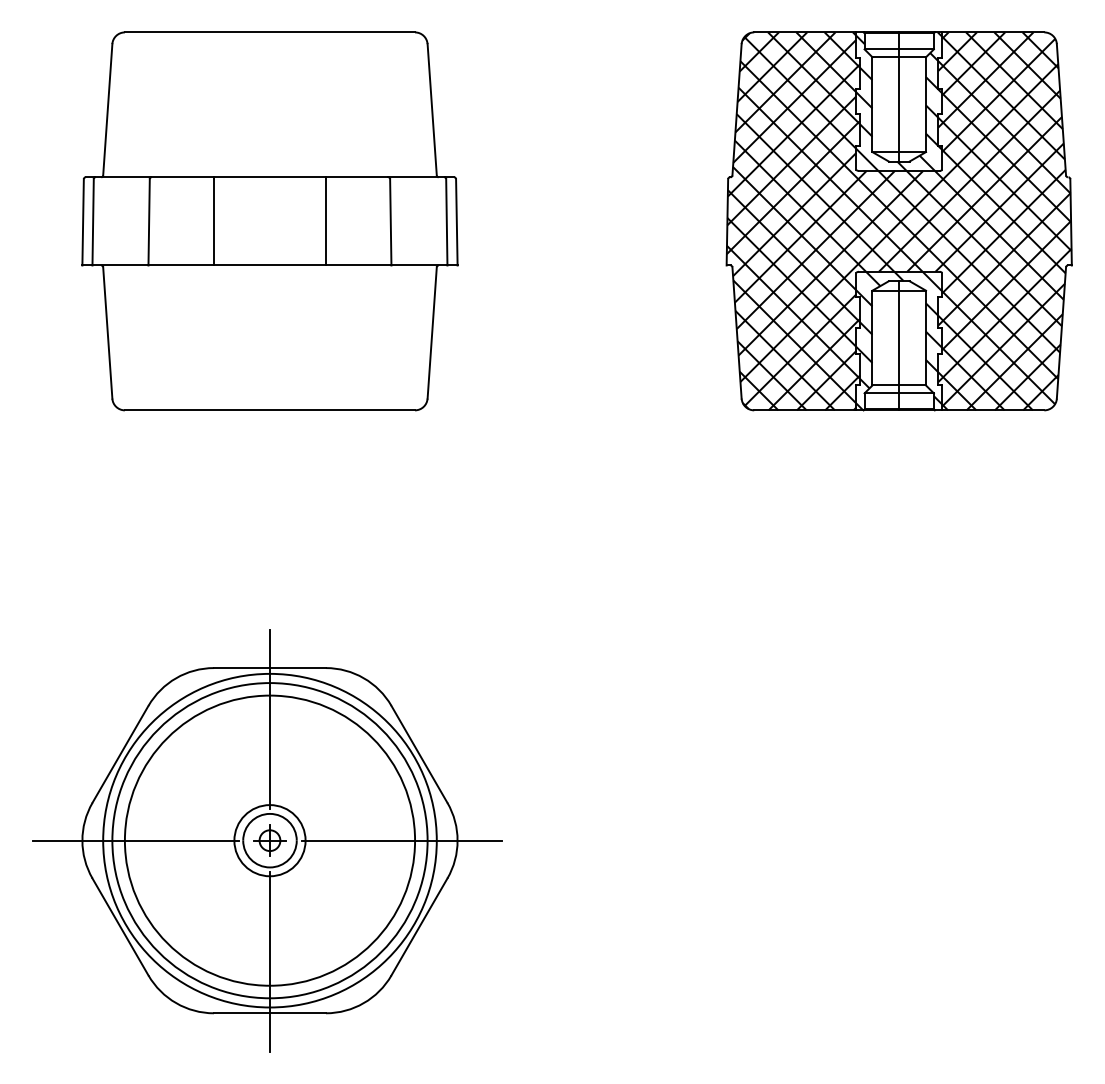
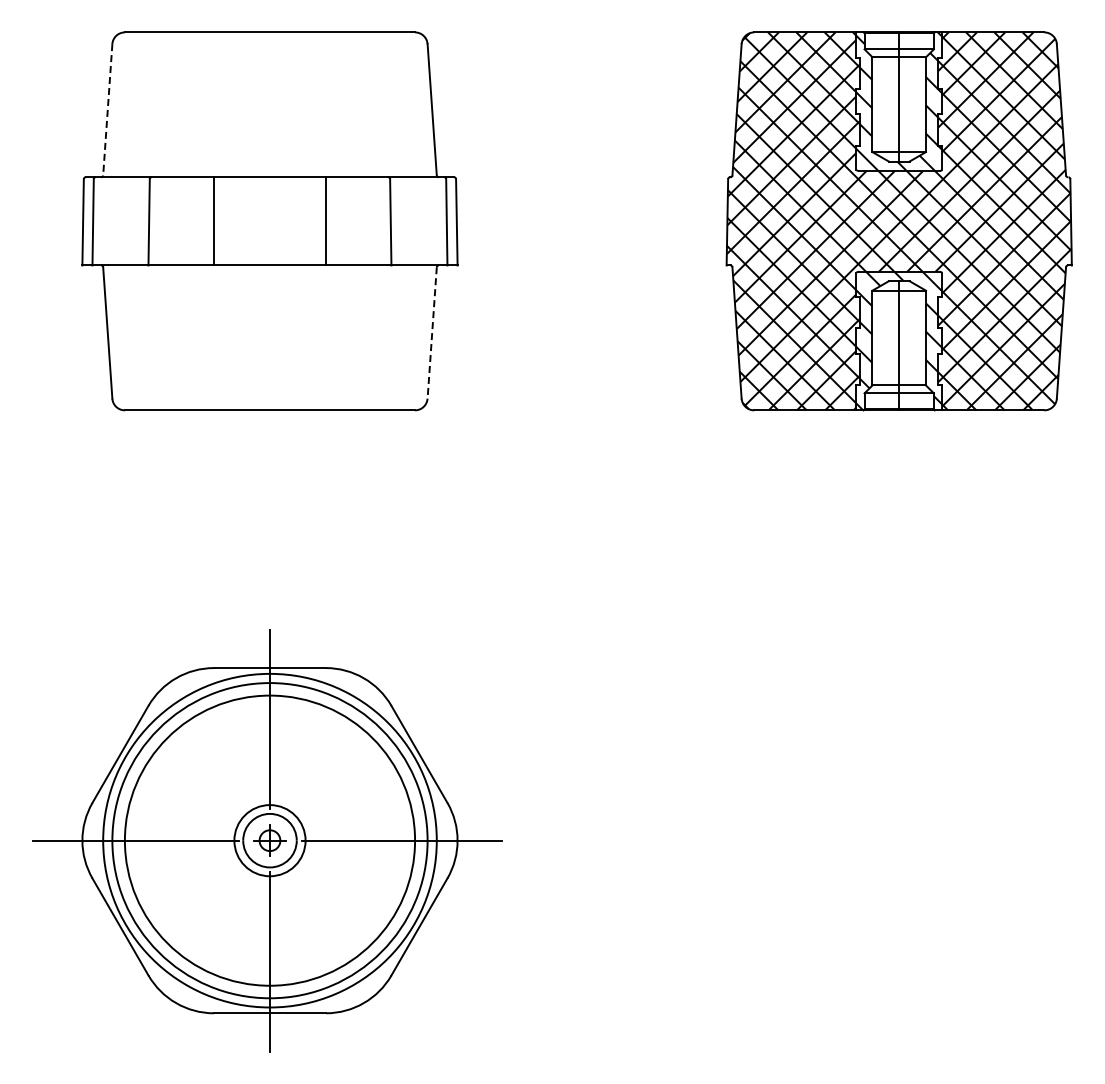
line: solid -> dashed (107, 109)
line: solid -> dashed (432, 332)
